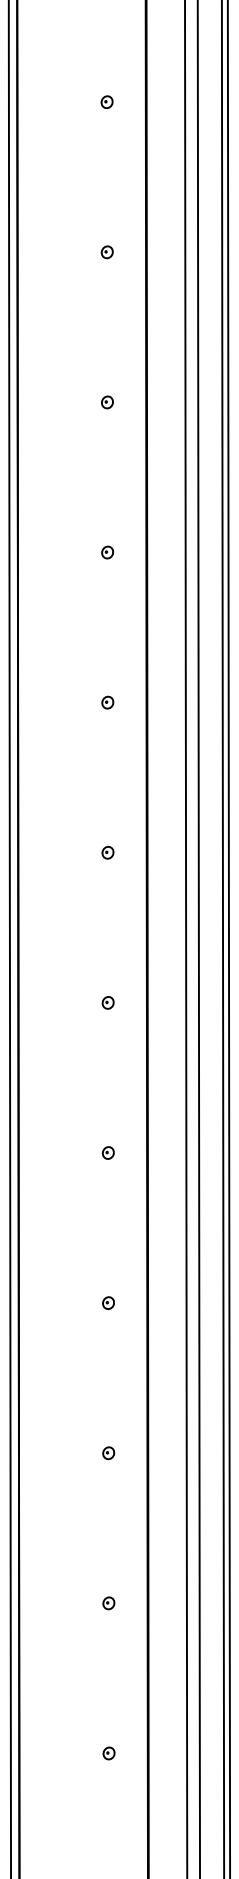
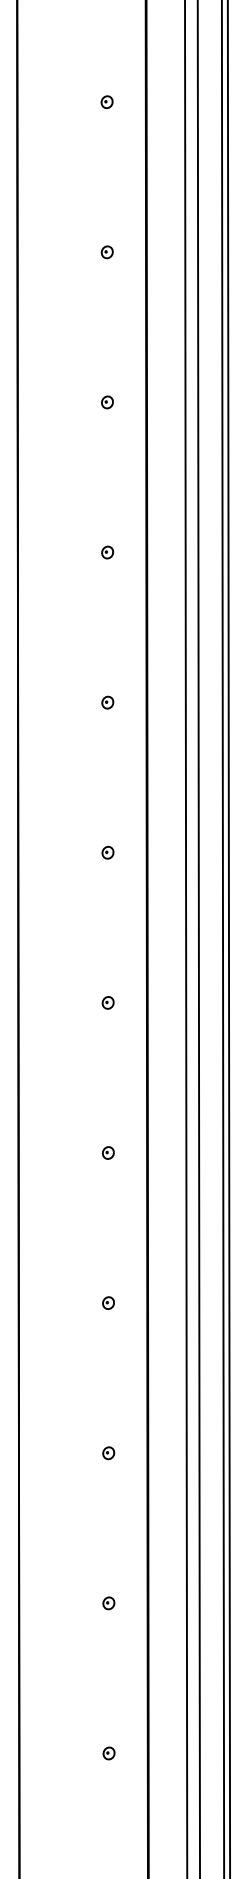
line: present -> none (9, 938)
